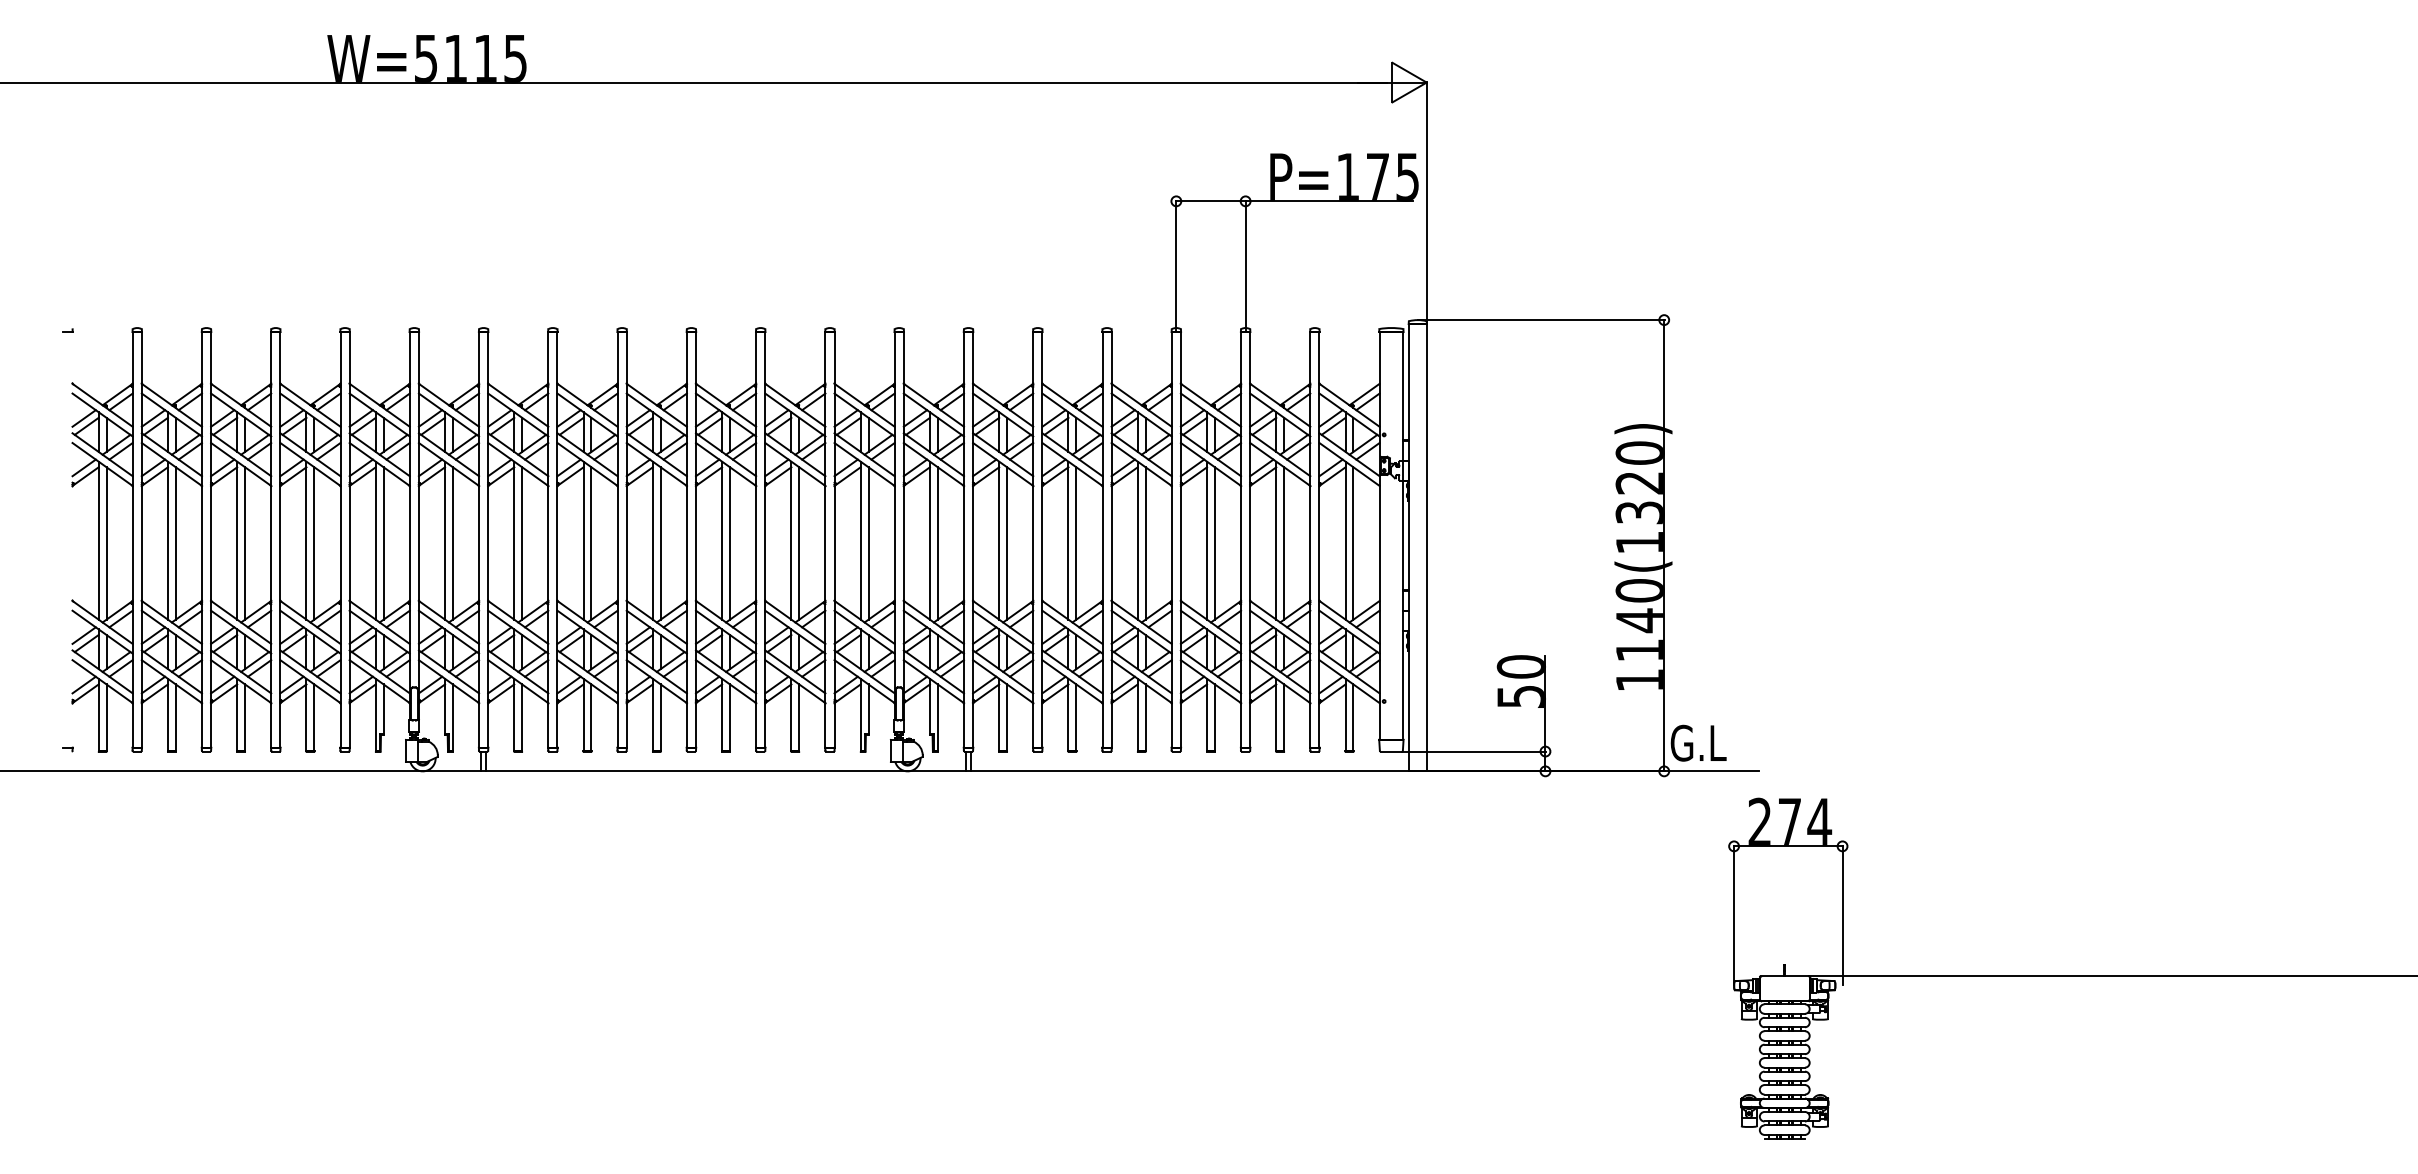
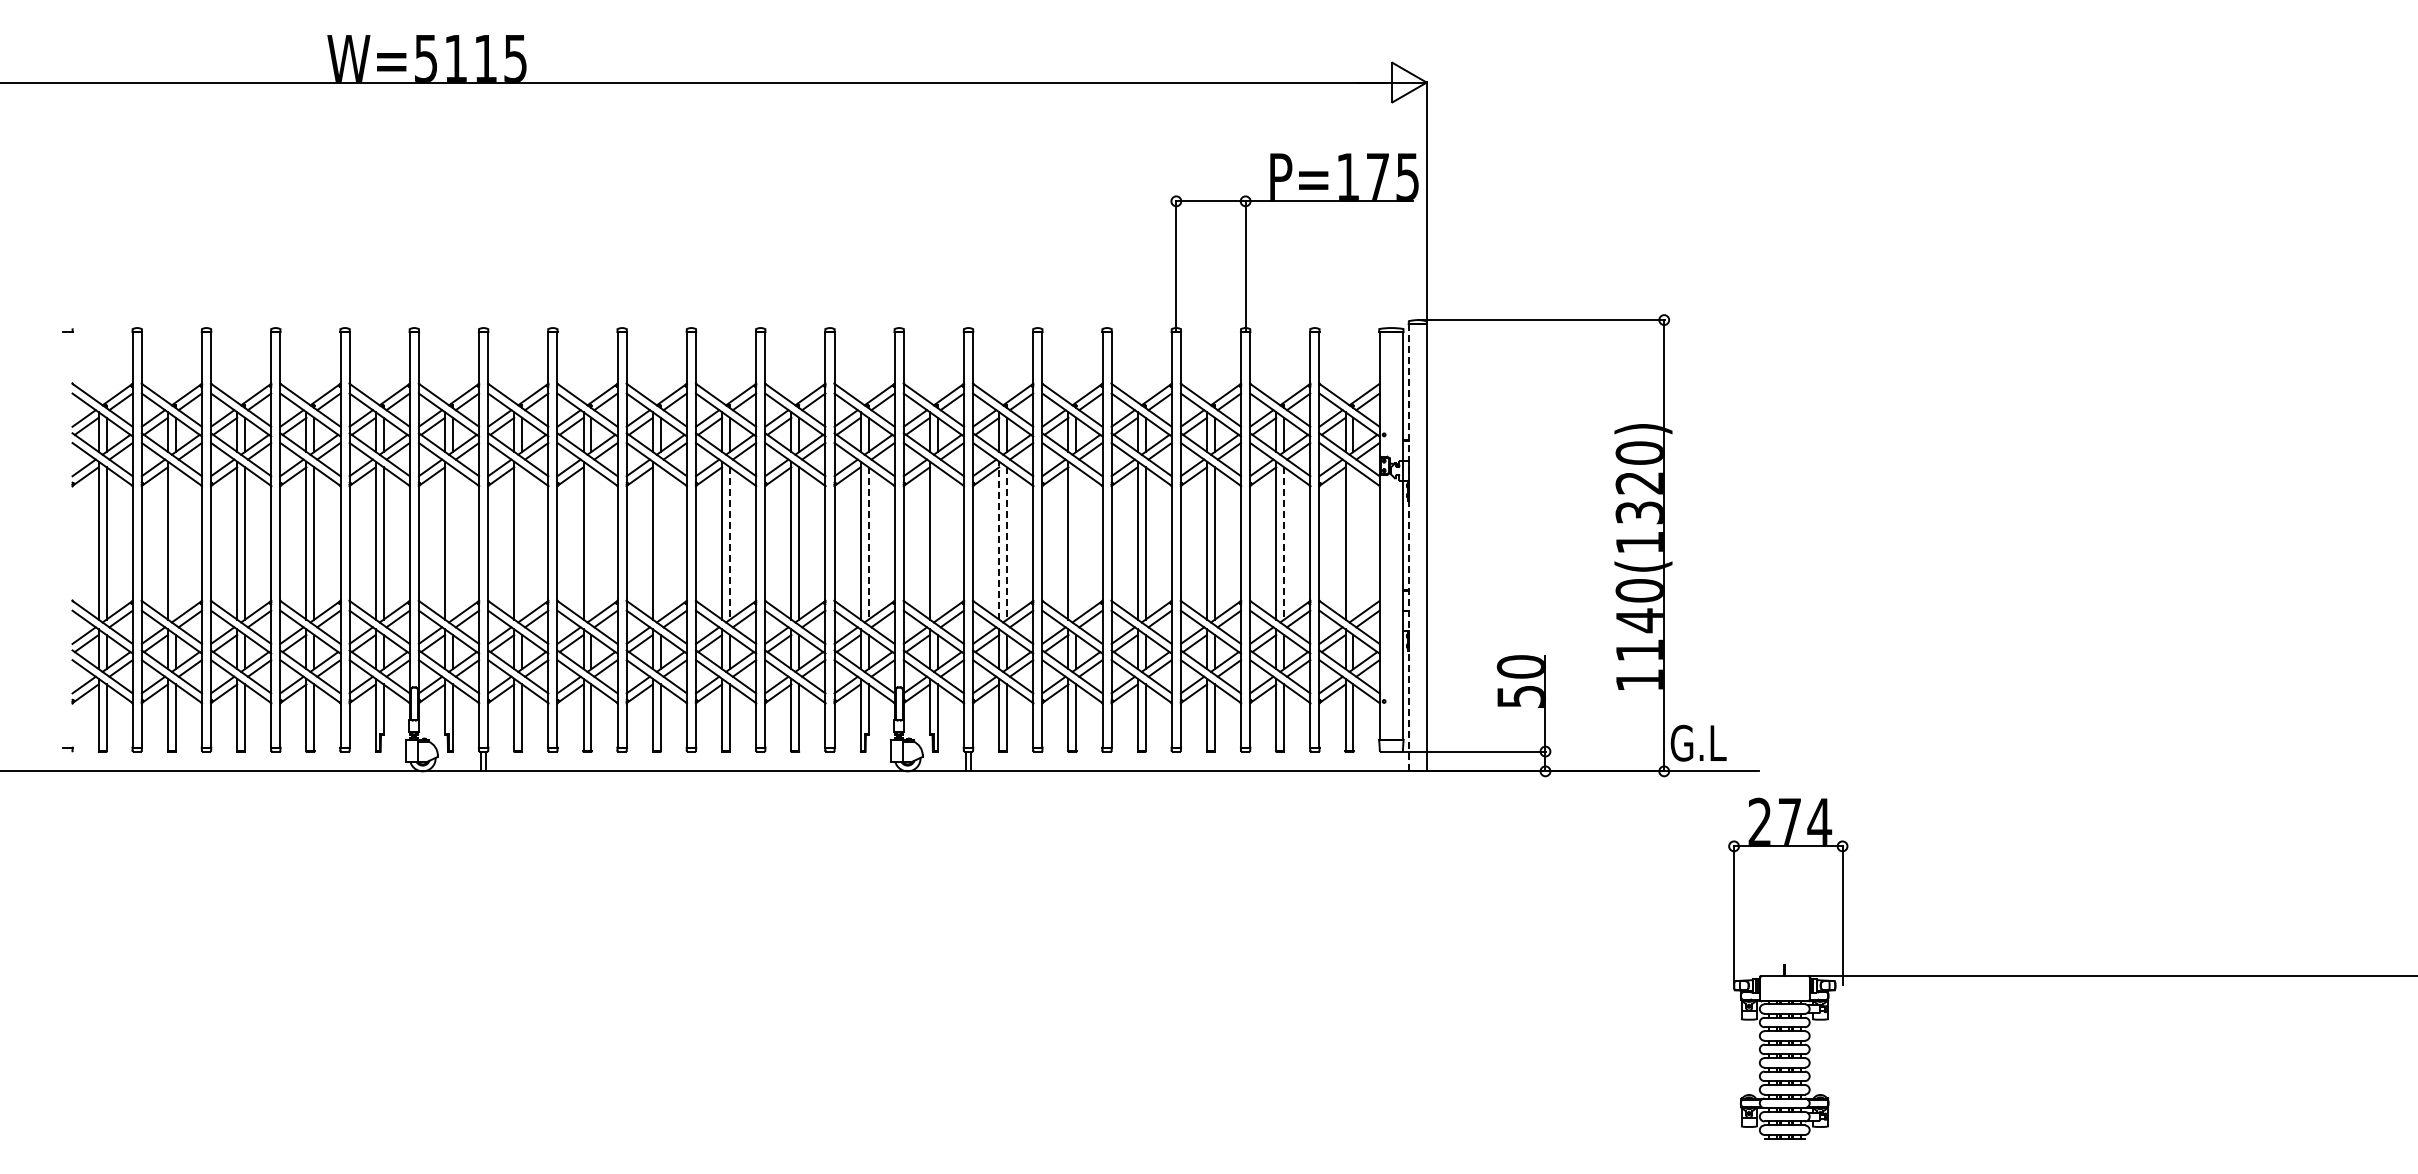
line: solid -> dashed (999, 540)
line: present -> none (175, 543)
line: present -> none (452, 543)
line: present -> none (522, 543)
line: present -> none (591, 543)
line: present -> none (660, 543)
line: solid -> dashed (730, 543)
line: solid -> dashed (868, 543)
line: present -> none (937, 543)
line: solid -> dashed (1007, 543)
line: present -> none (1076, 543)
line: solid -> dashed (1284, 543)
line: present -> none (1353, 543)
line: solid -> dashed (1408, 547)
